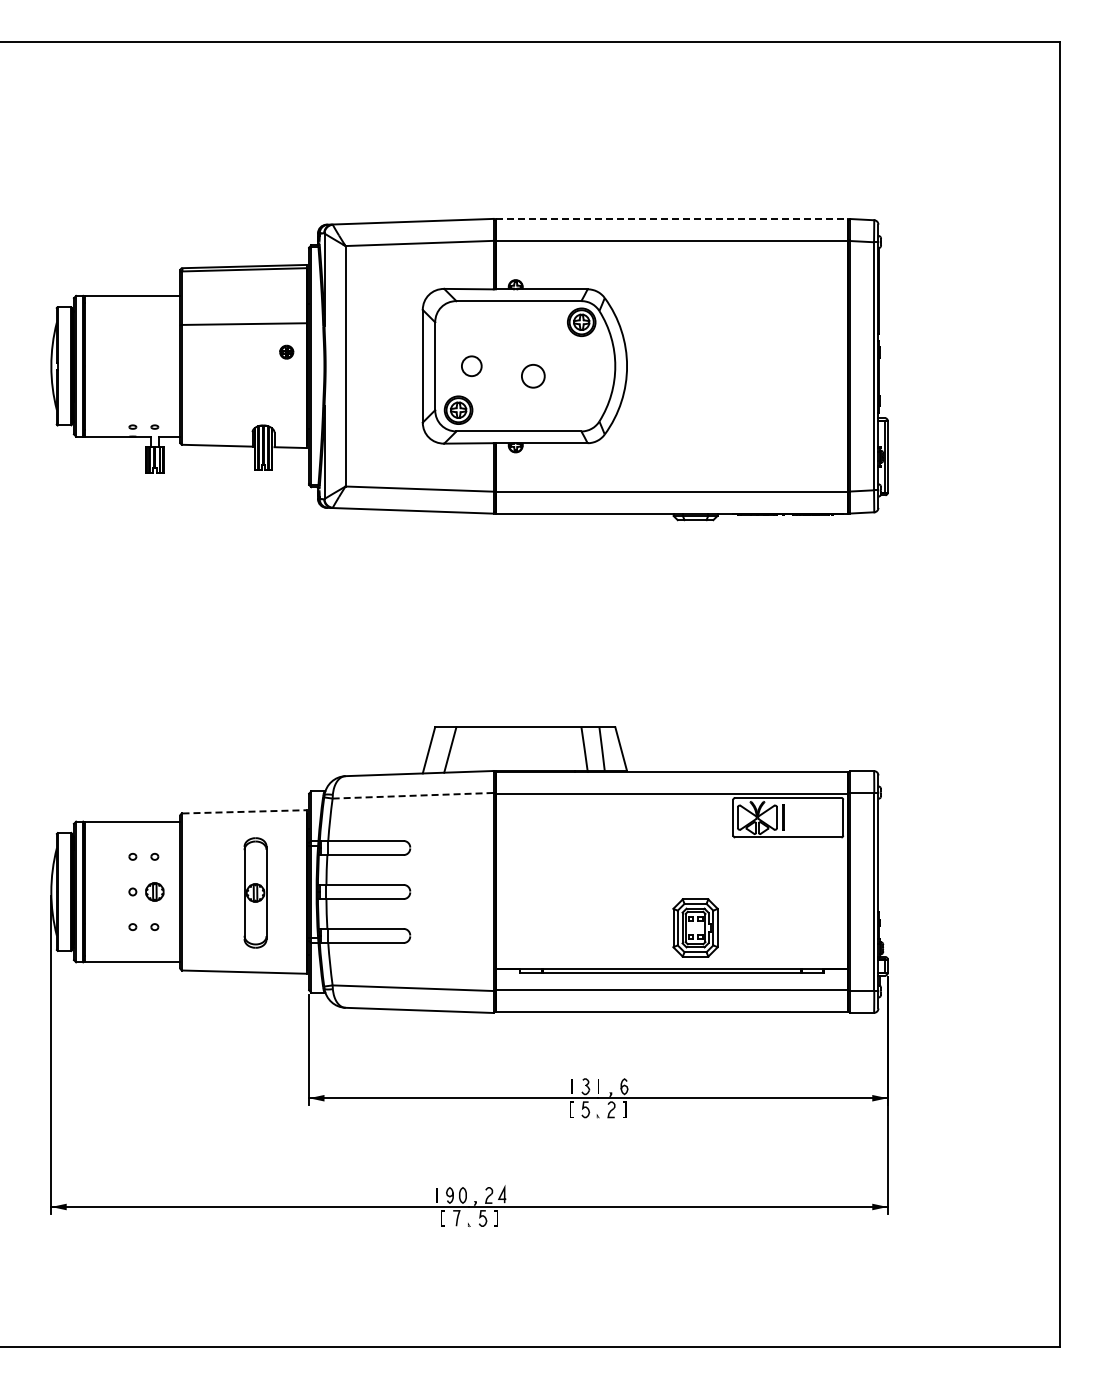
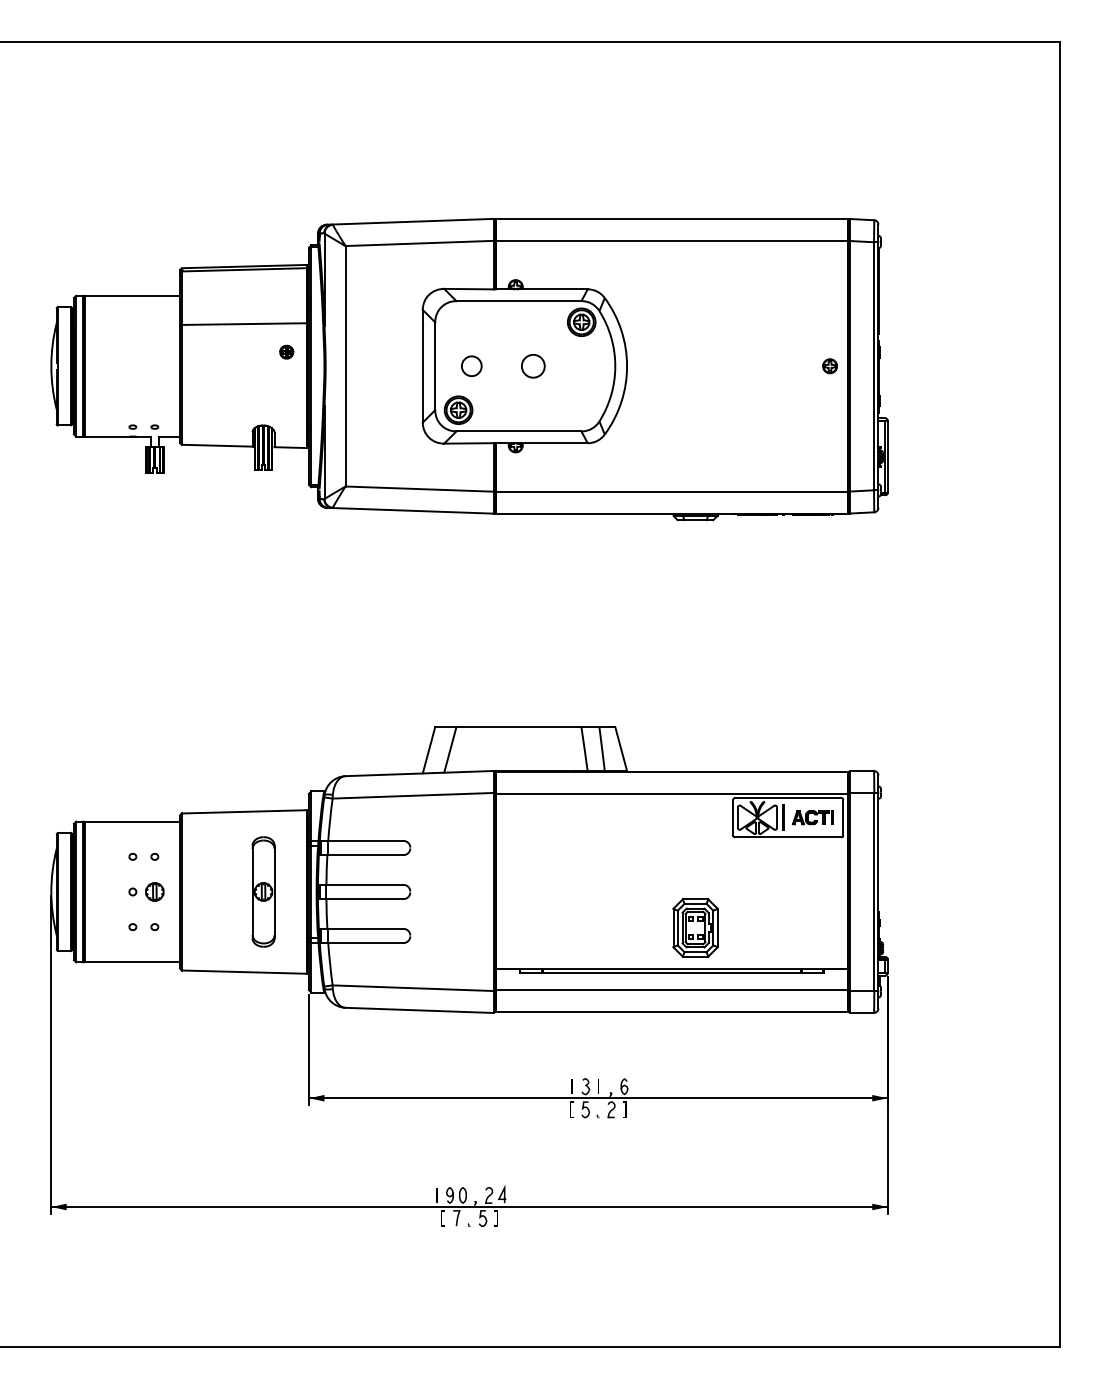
line: dashed -> solid (671, 219)
part: none -> present (829, 366)
circle position: (533, 376) -> (533, 366) (533, 366)
line: dashed -> solid (413, 795)
line: dashed -> solid (245, 811)
part: none -> present (812, 817)
part position: (255, 892) -> (263, 891) (263, 891)
